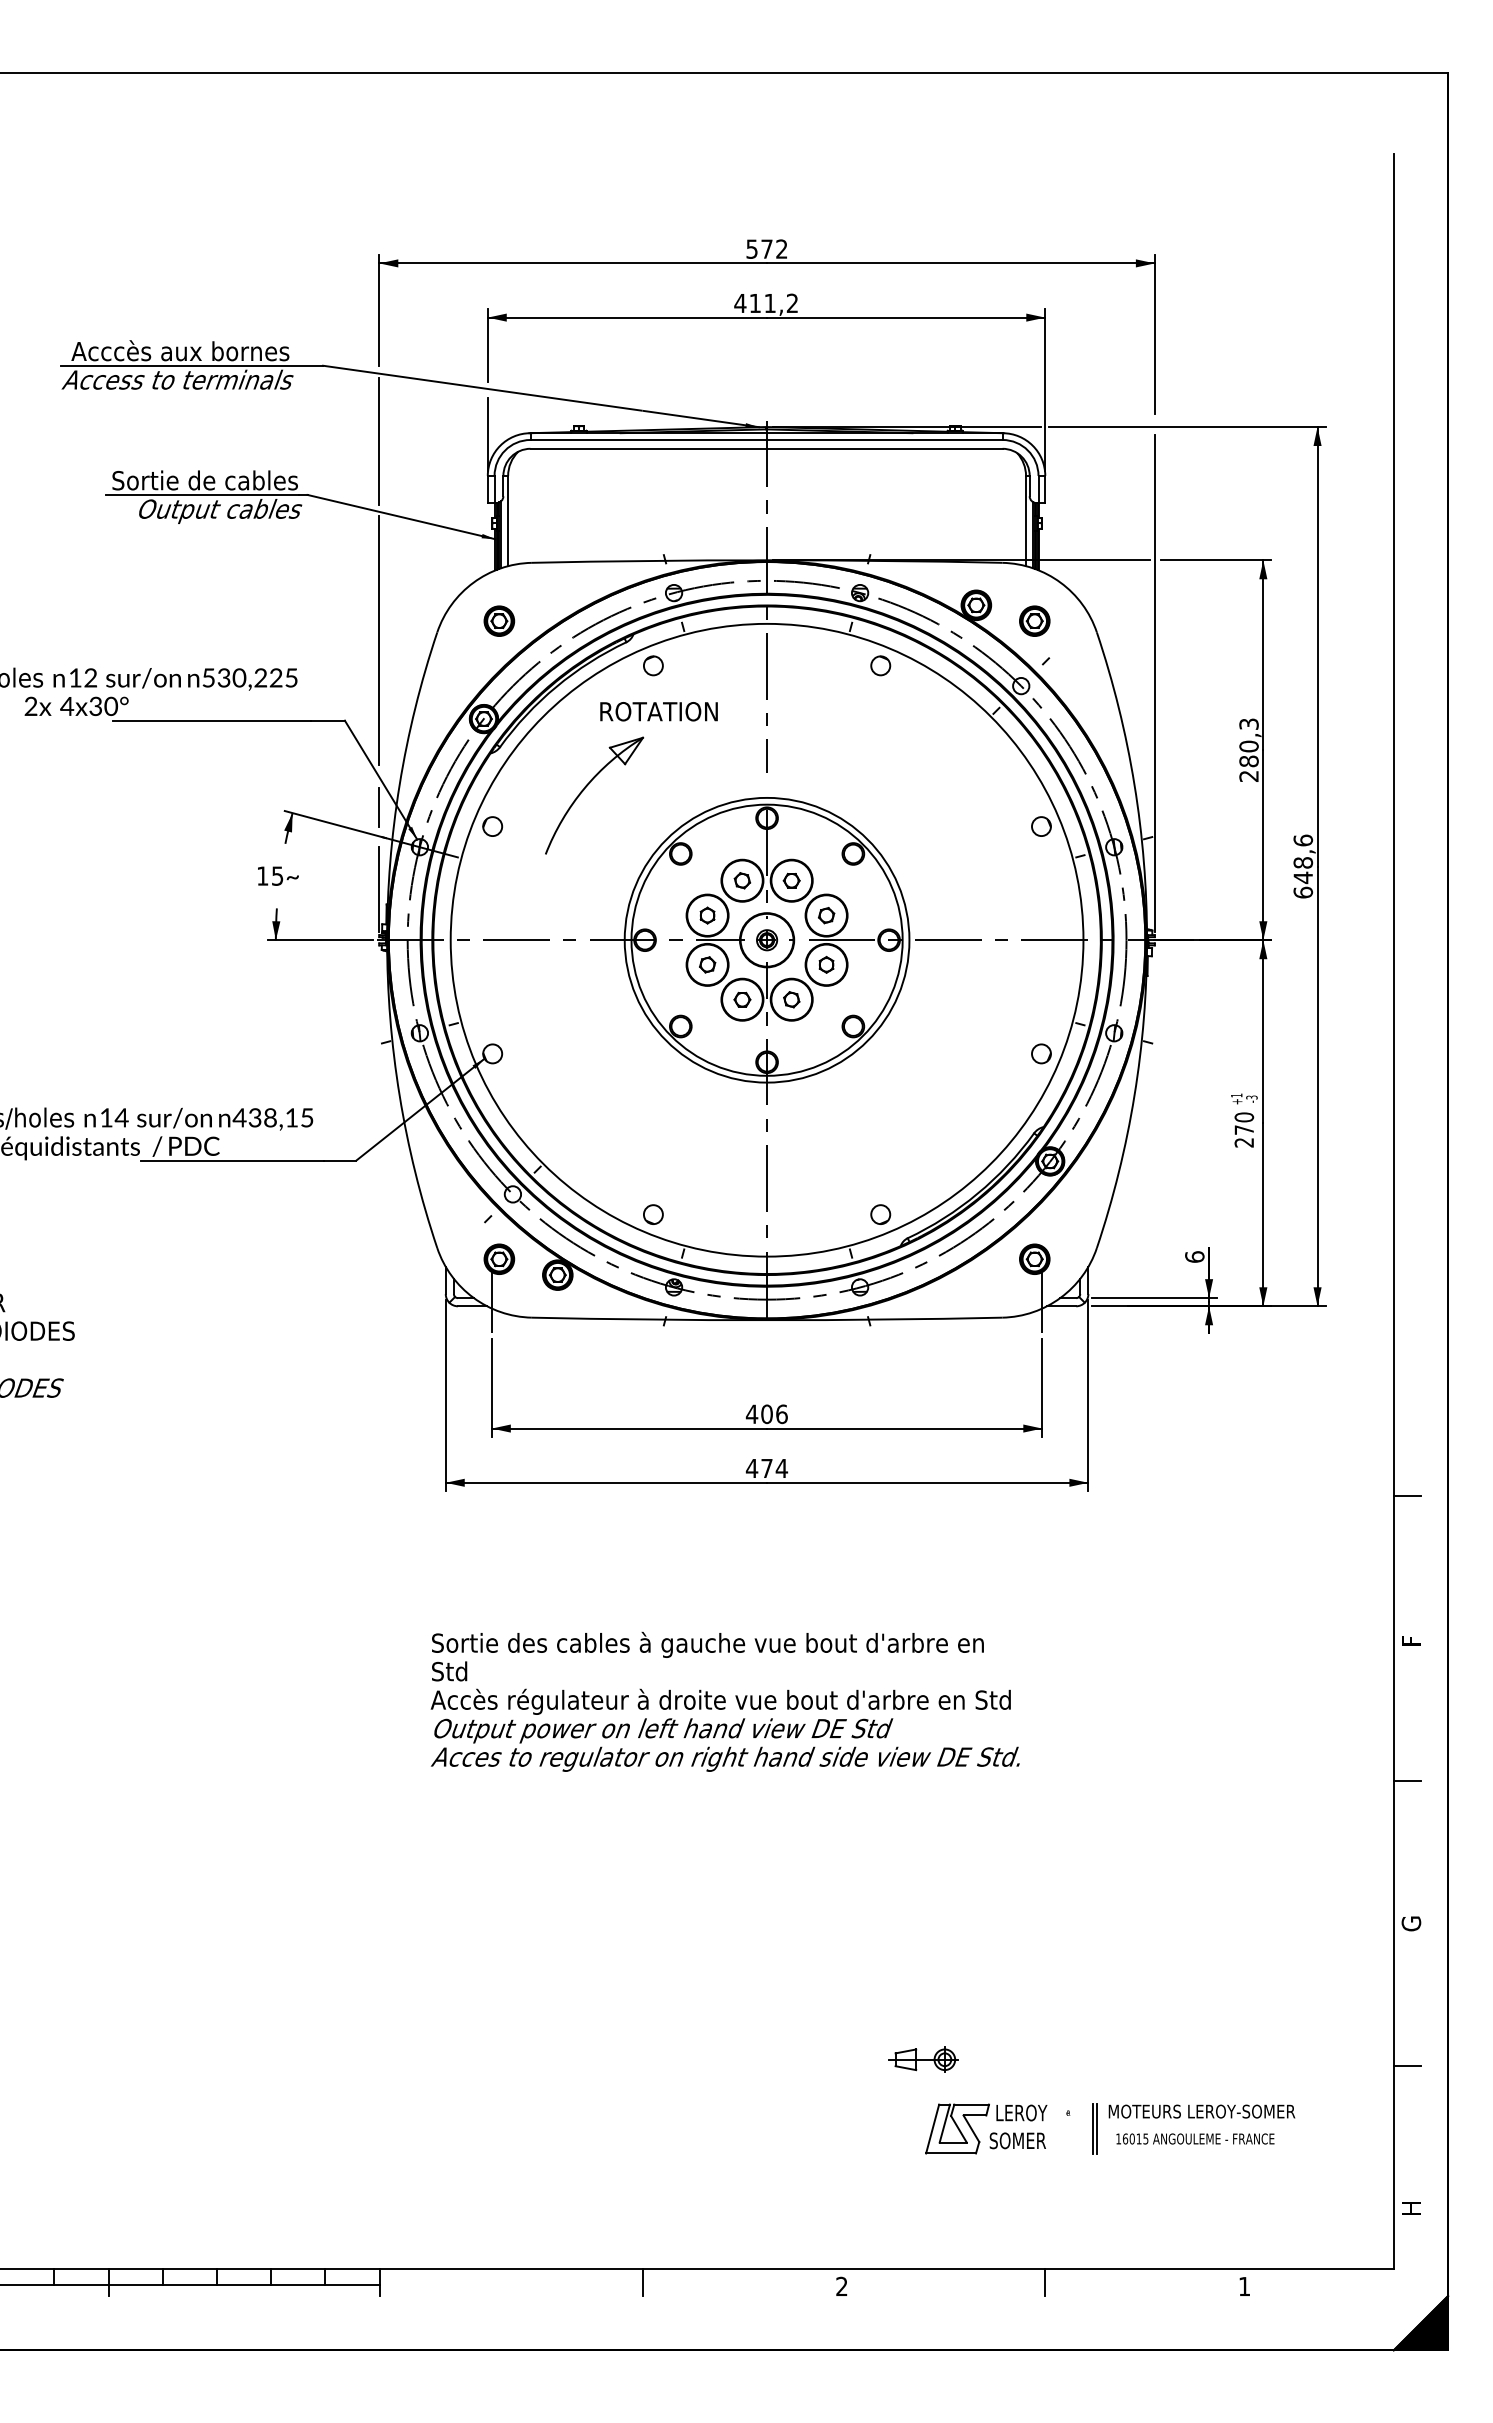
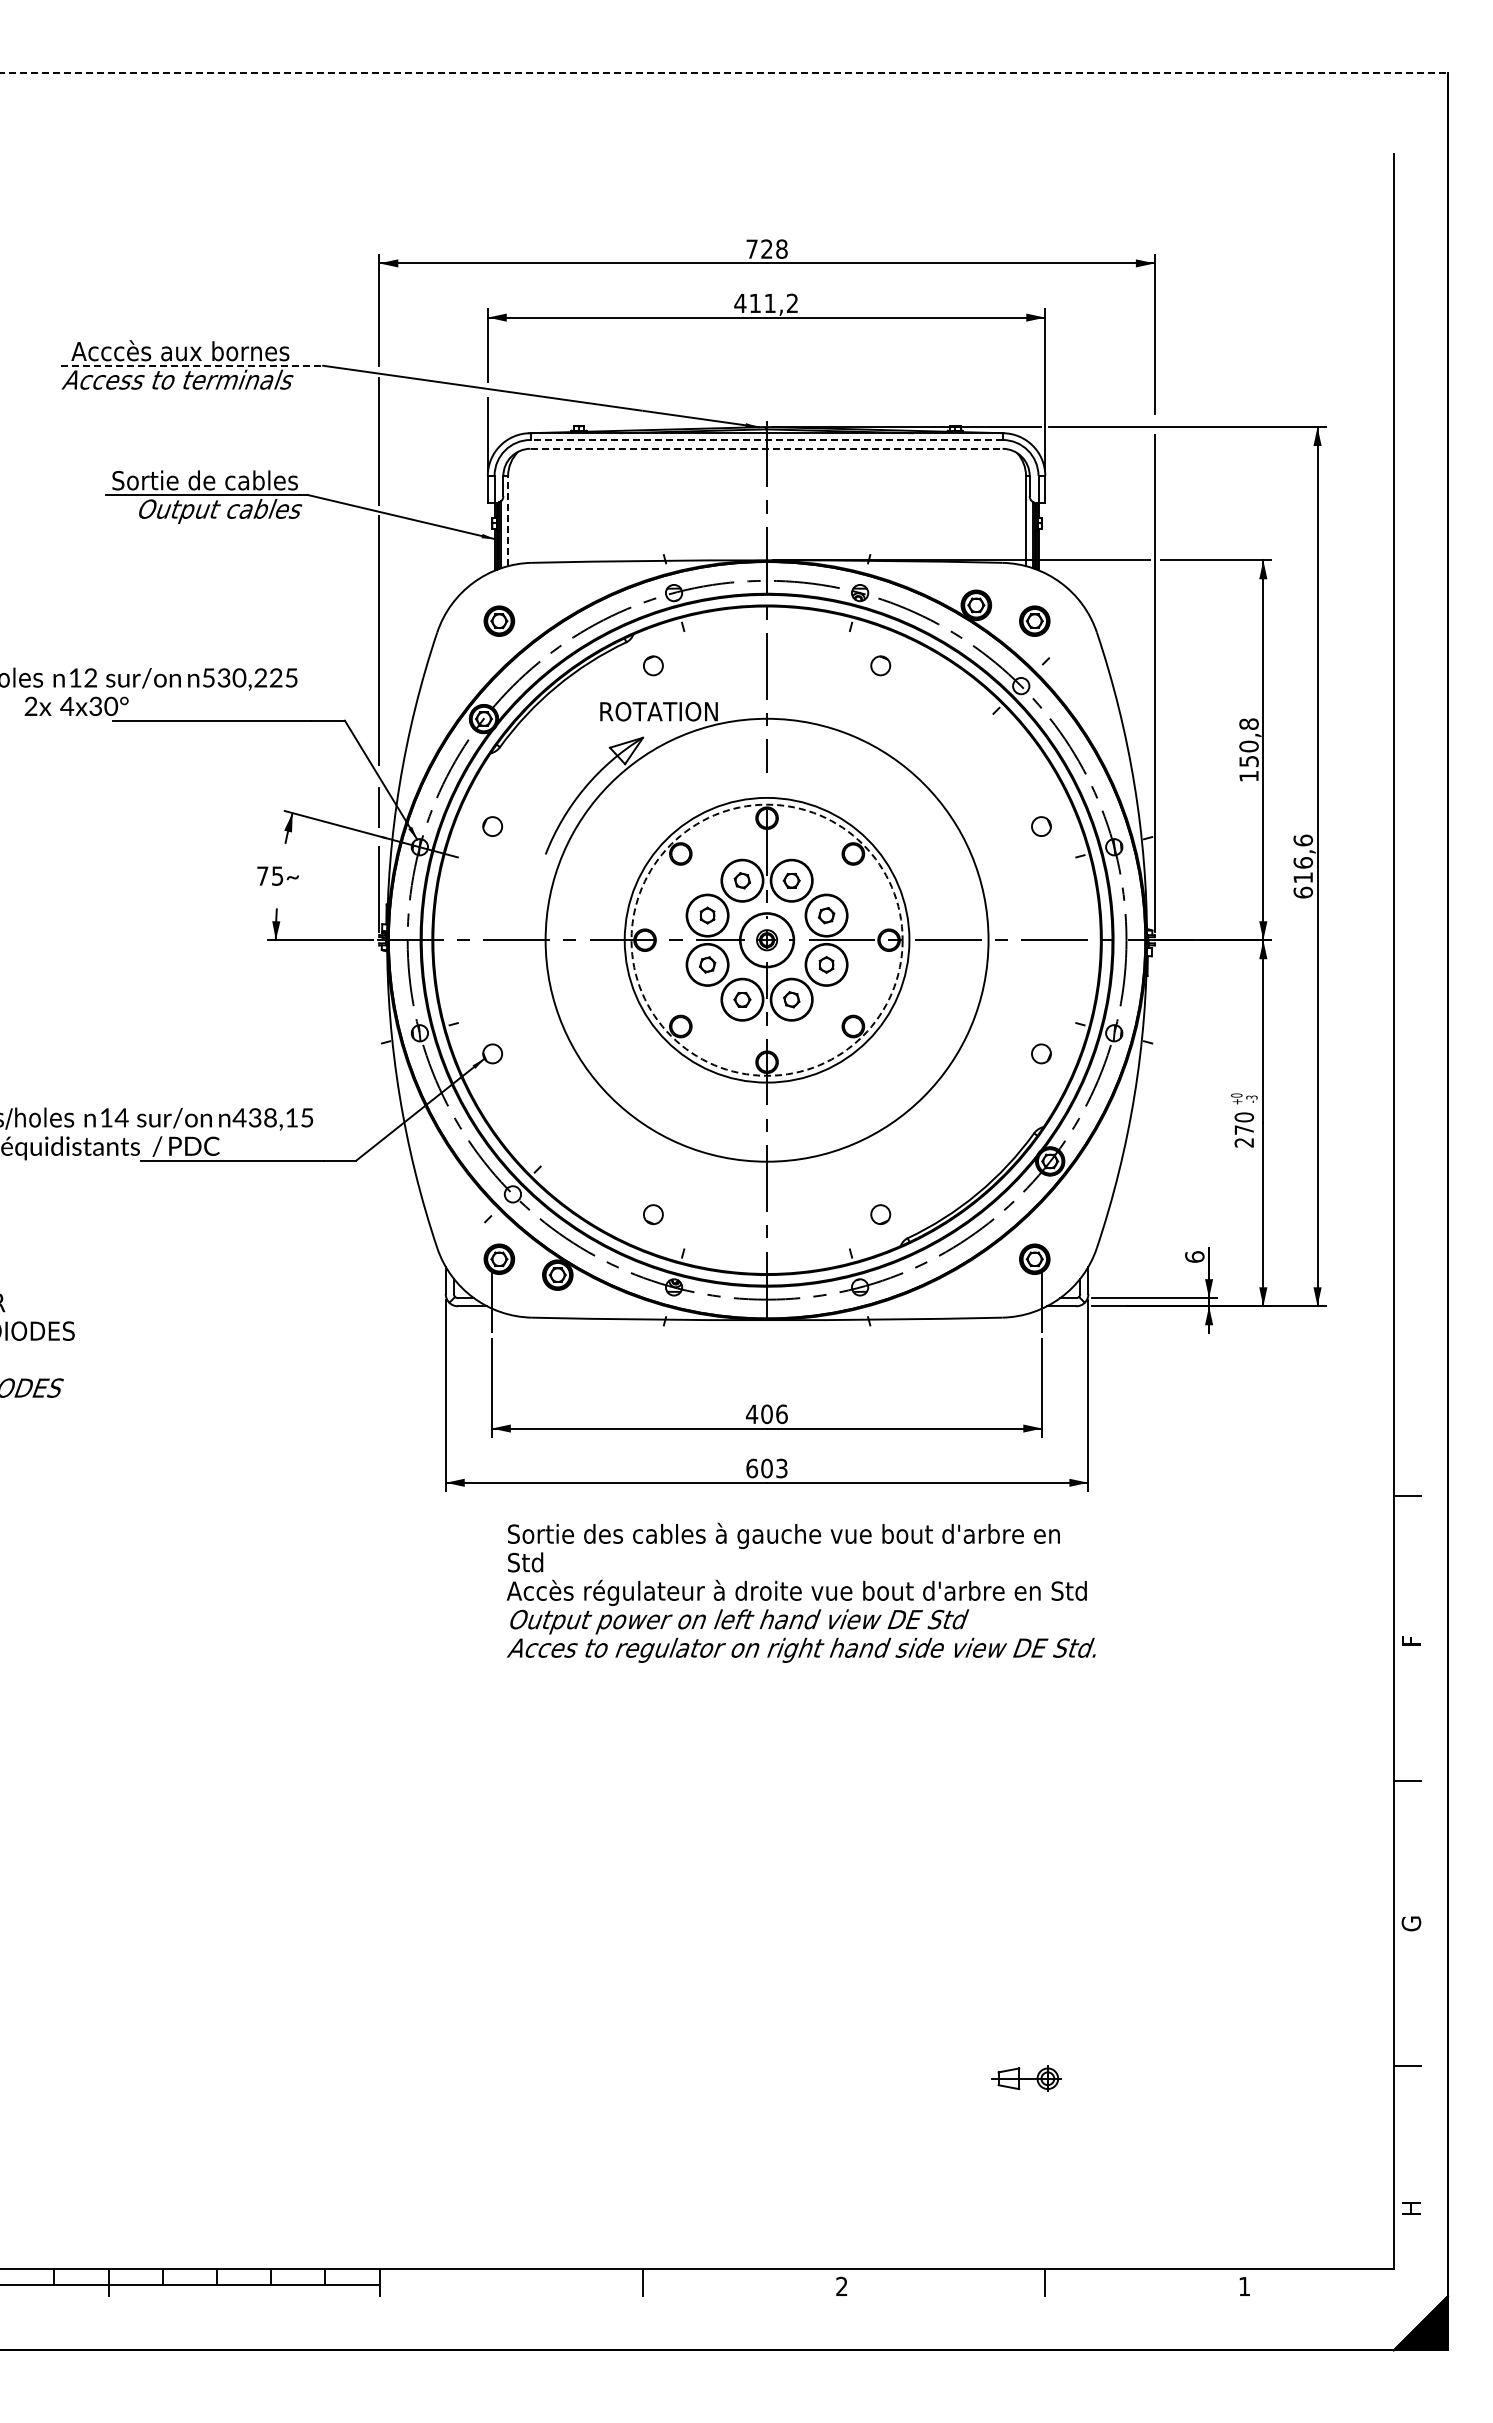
line: solid -> dashed (724, 72)
text: 572 -> 728 (766, 248)
line: solid -> dashed (192, 365)
line: solid -> dashed (766, 439)
line: solid -> dashed (767, 448)
line: solid -> dashed (508, 520)
text: 280,3 -> 150,8 (1248, 749)
text: 648,6 -> 616,6 (1302, 870)
text: 15 -> 75 (262, 875)
circle diameter: 633 px -> 443 px (766, 939)
circle: solid -> dashed (766, 939)
text: +1 -> +0 (1236, 1095)
text: 474 -> 603 (766, 1468)
text position: (724, 1701) -> (800, 1592) (800, 1592)
part position: (923, 2059) -> (1026, 2078) (1026, 2078)
part: present -> none (1116, 2134)
